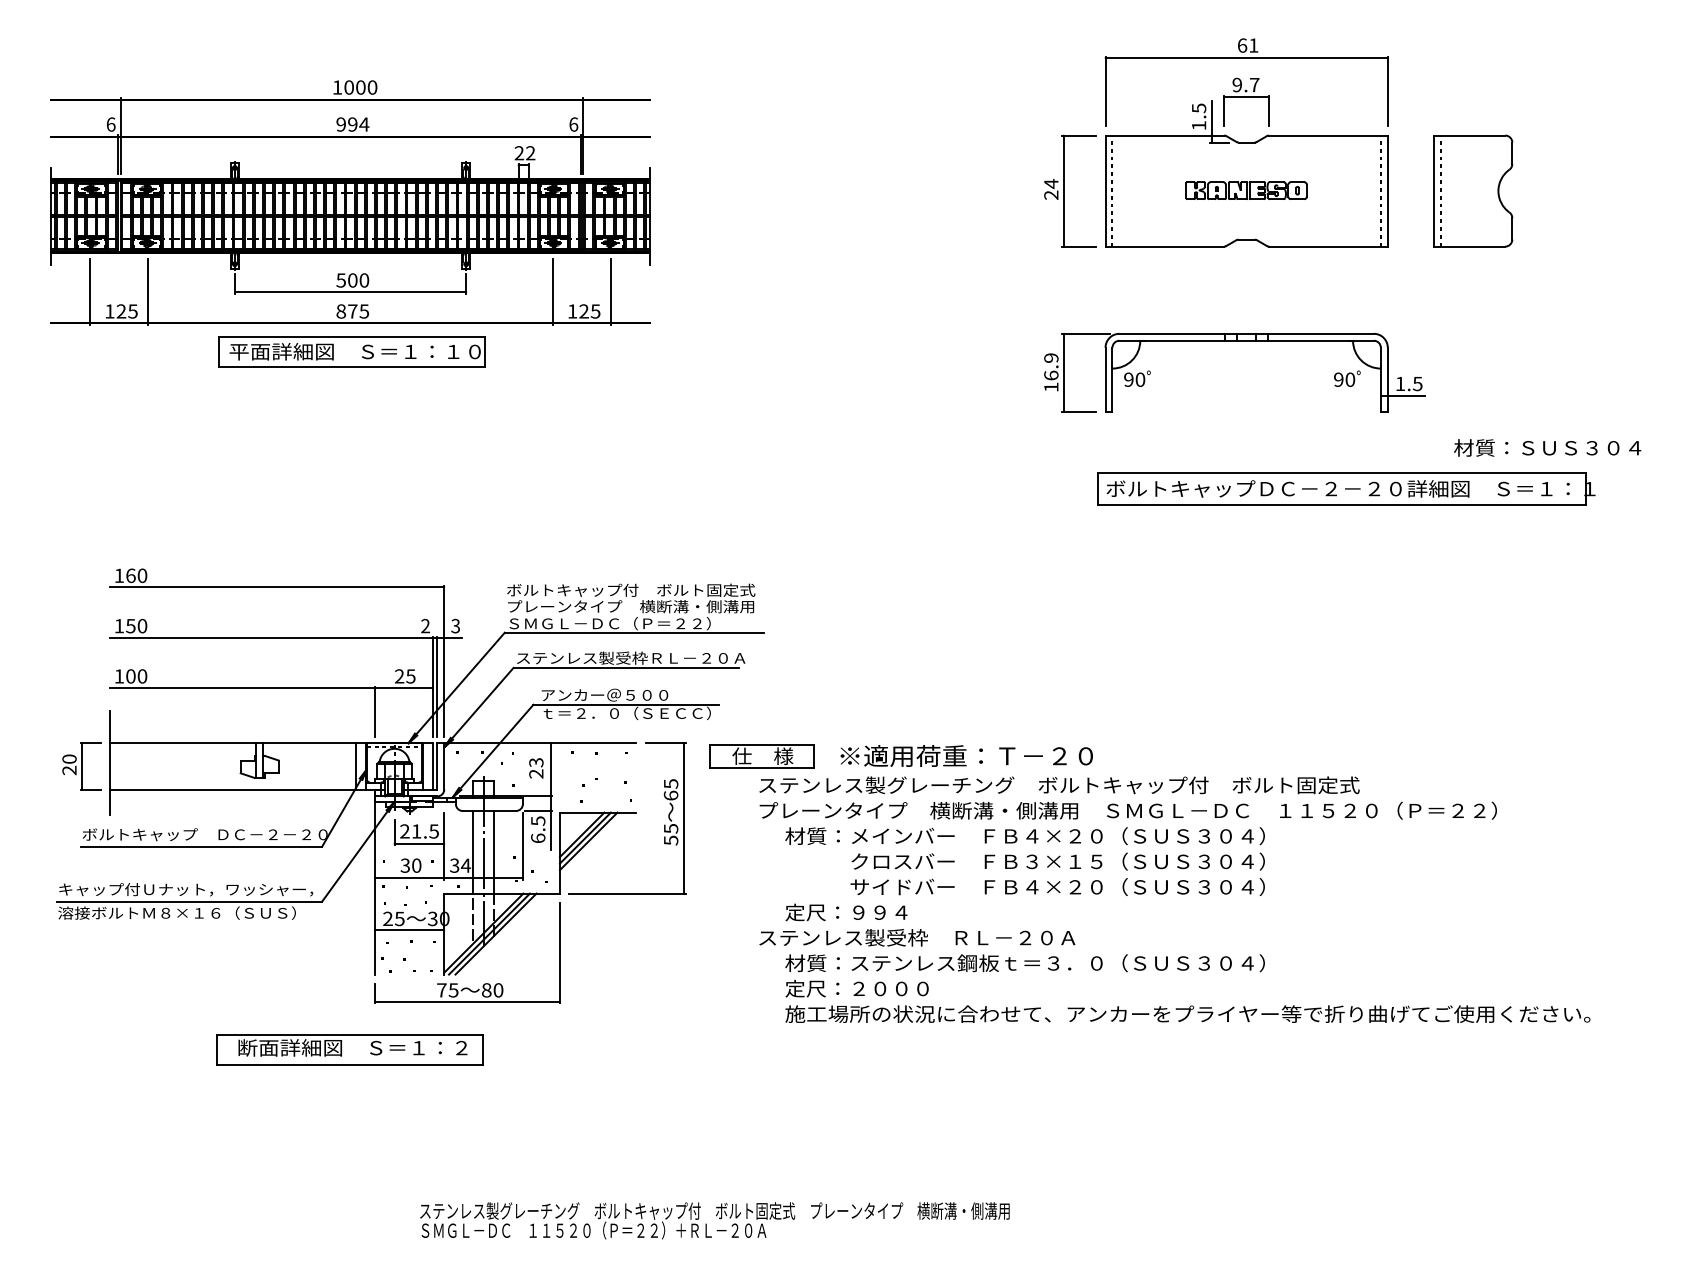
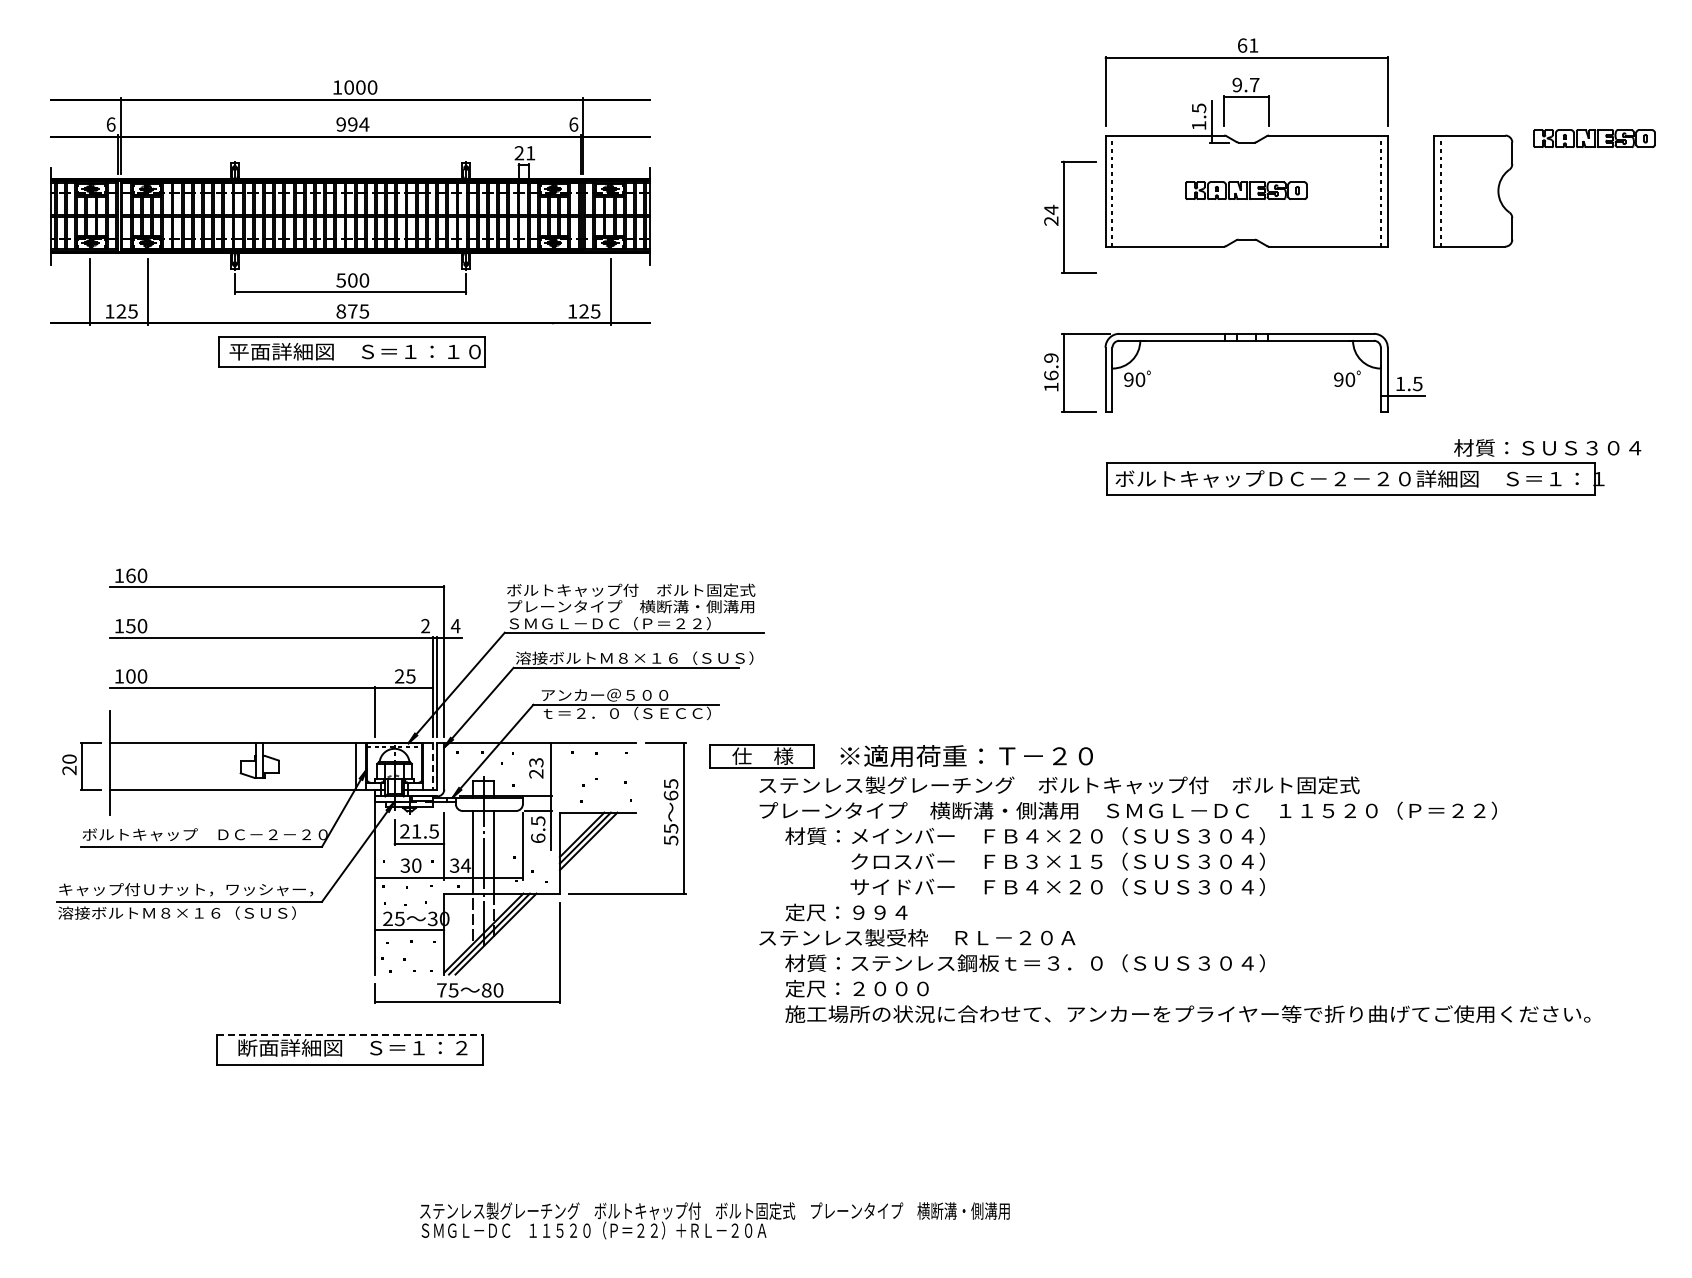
part: none -> present (1594, 138)
text: 22 -> 21 (530, 153)
part position: (1070, 190) -> (1070, 216) (1070, 216)
line: present -> none (552, 291)
part position: (1346, 488) -> (1355, 478) (1355, 478)
text: 3 -> 4 (455, 625)
text: ステンレス製受枠ＲＬ－２０Ａ -> 溶接ボルトＭ８×１６（ＳＵＳ） (634, 657)
line: solid -> dashed (432, 766)
line: solid -> dashed (350, 1035)
